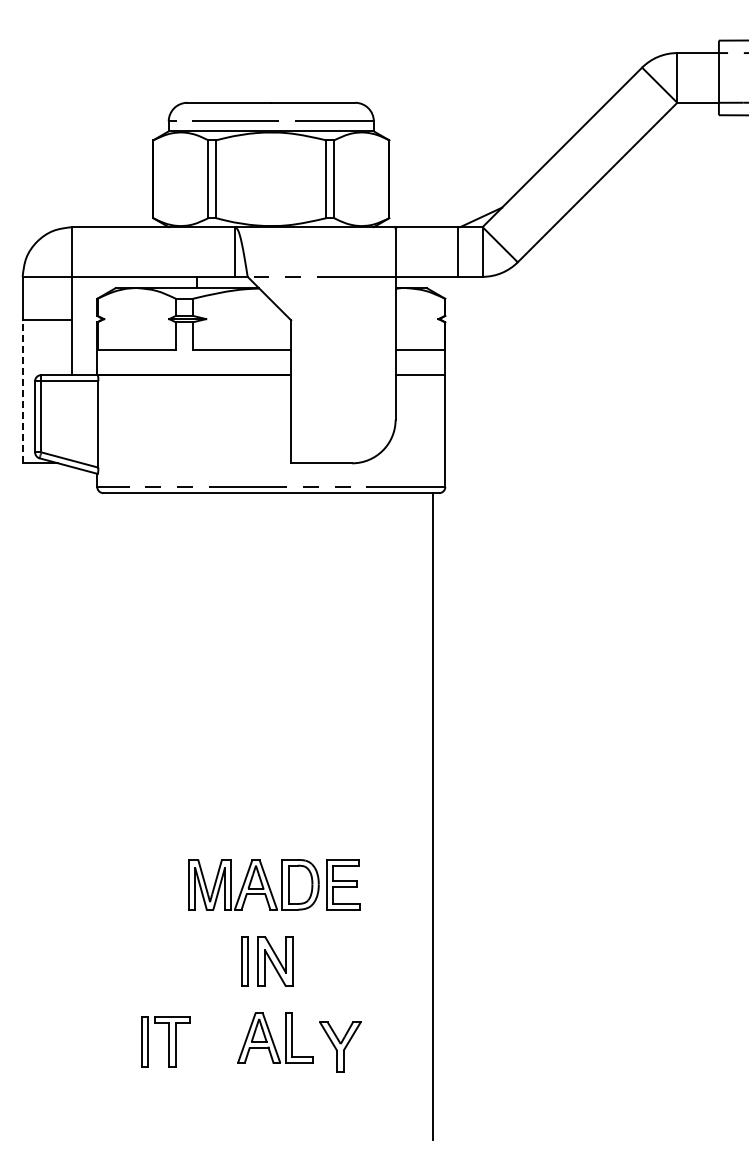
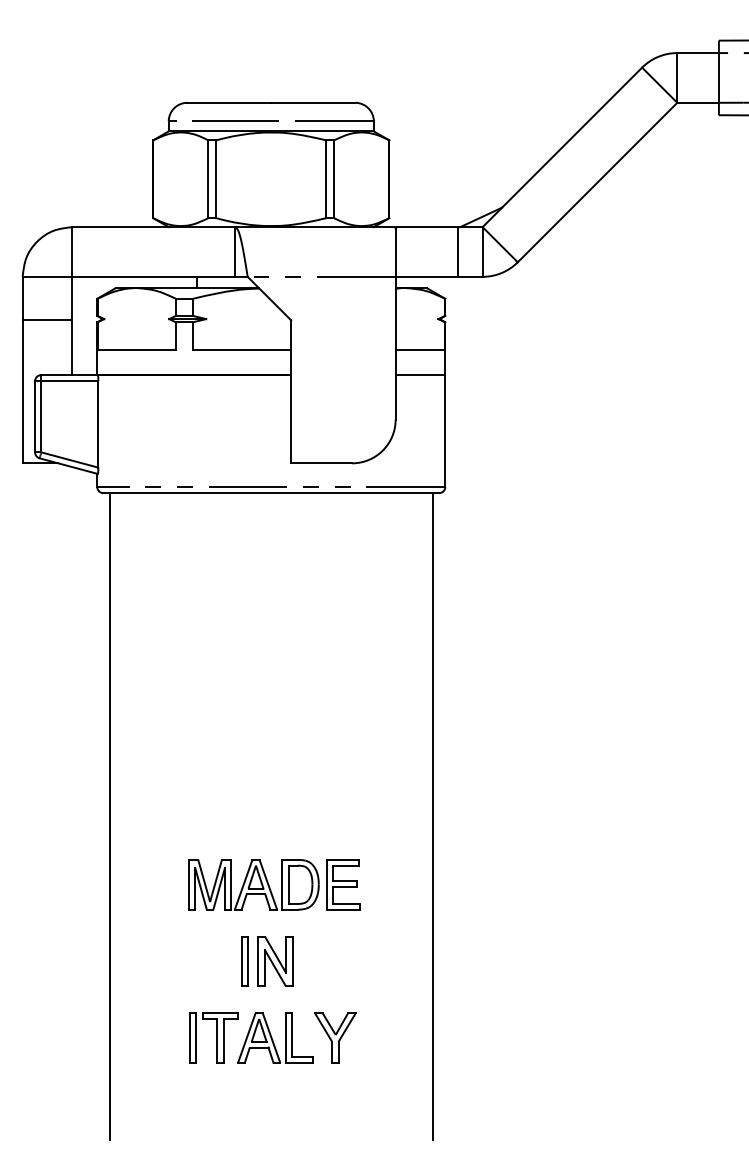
line: dashed -> solid (22, 391)
line: none -> present (109, 816)
part position: (165, 1041) -> (213, 1037) (213, 1037)
part position: (340, 1046) -> (335, 1037) (335, 1037)
